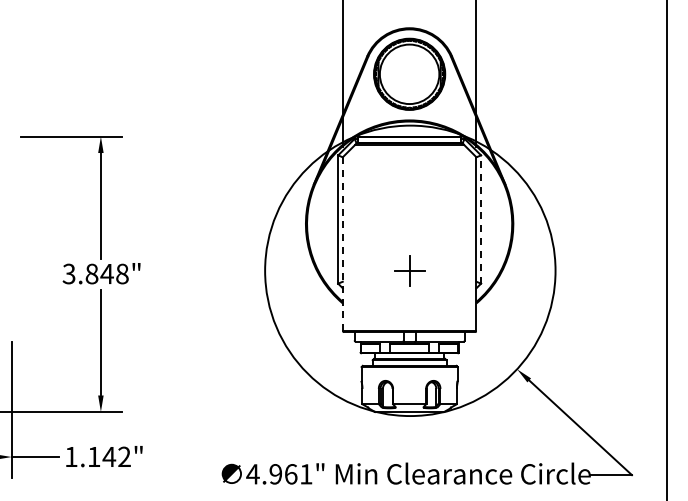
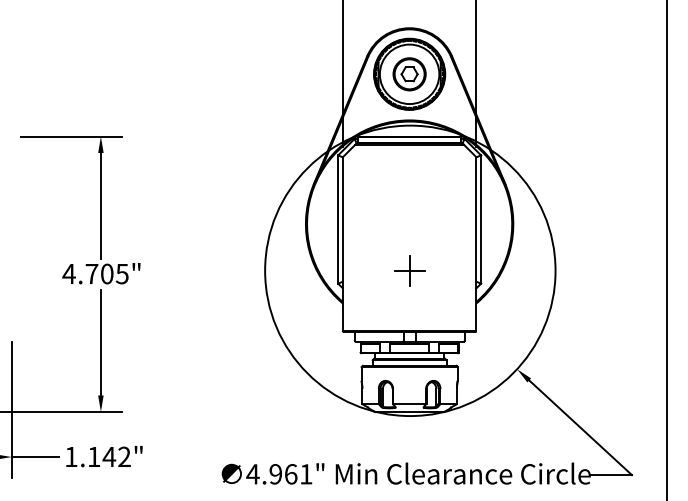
part: none -> present (409, 74)
line: dashed -> solid (481, 219)
line: dashed -> solid (342, 243)
text: 3.848" -> 4.705" (95, 273)
